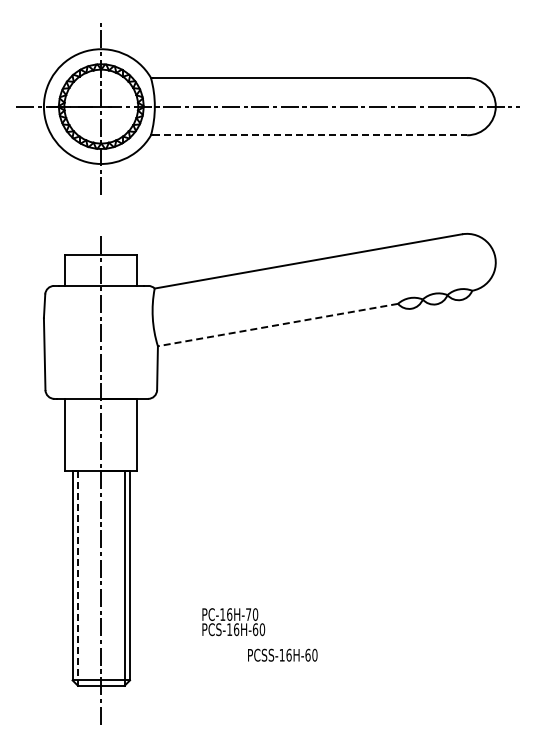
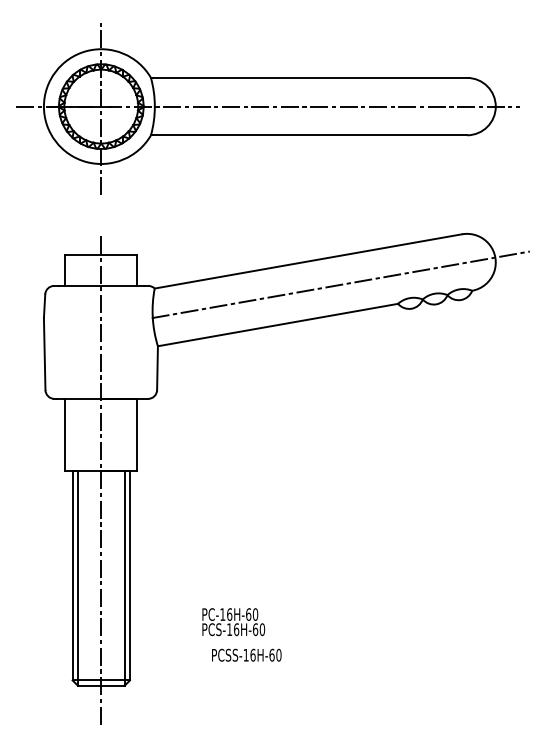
line: dashed -> solid (310, 135)
line: none -> present (340, 284)
line: dashed -> solid (278, 325)
line: dashed -> solid (78, 578)
text: PC-16H-70 -> PC-16H-60 (248, 614)
text position: (282, 654) -> (246, 654) (246, 654)
